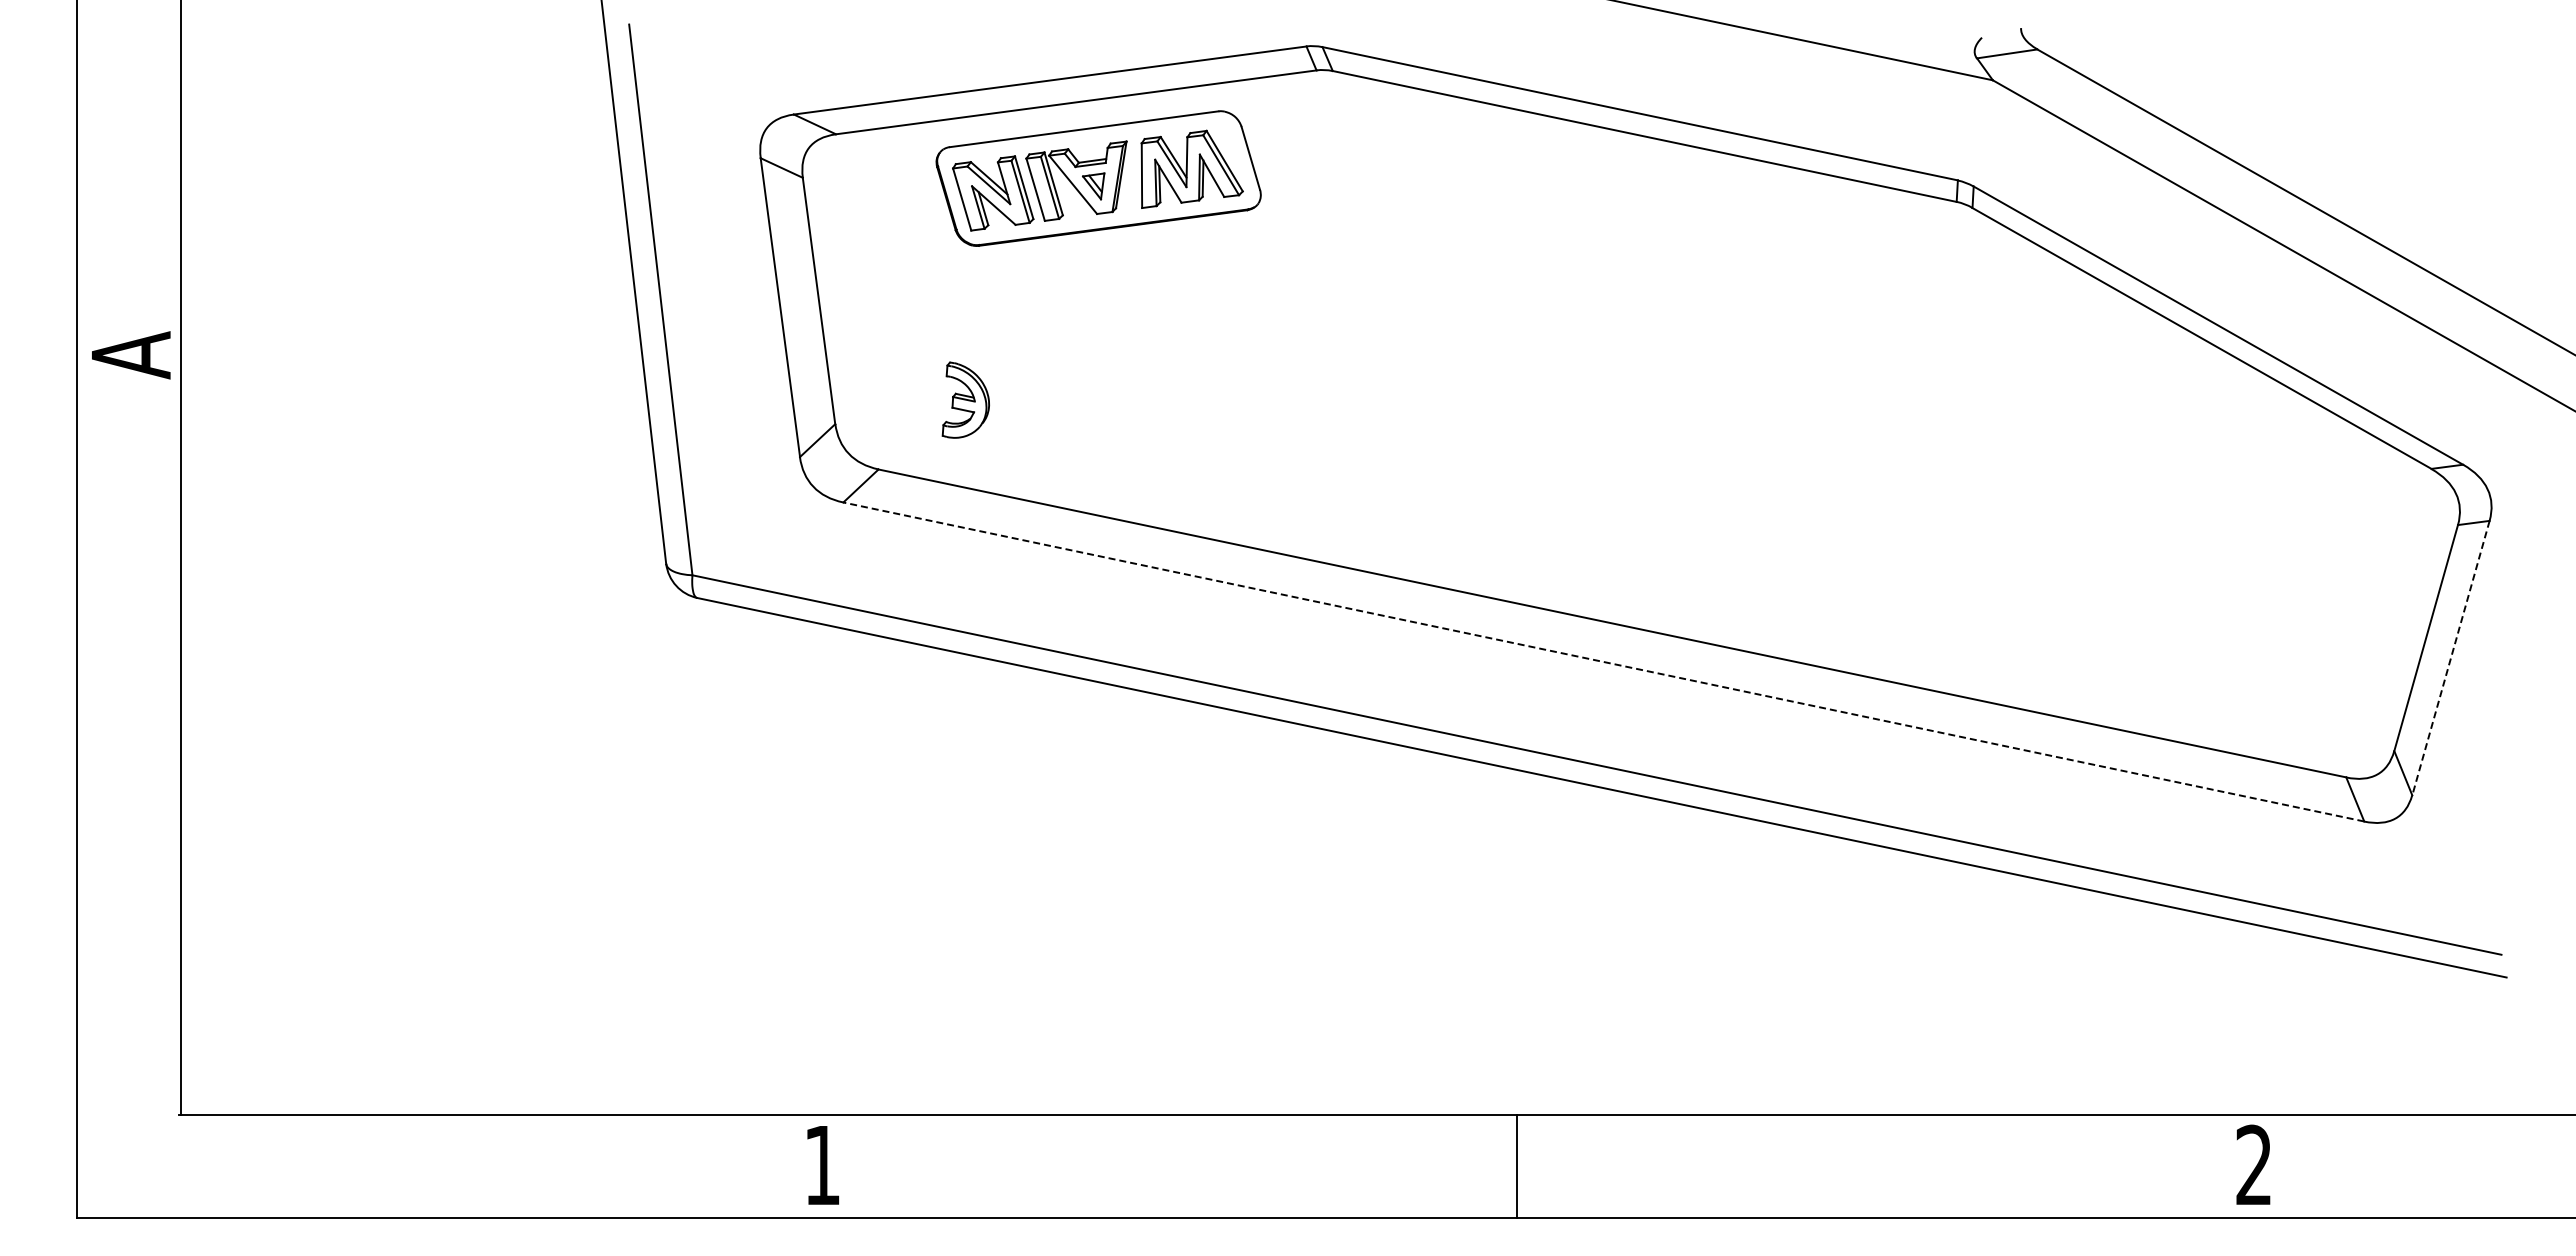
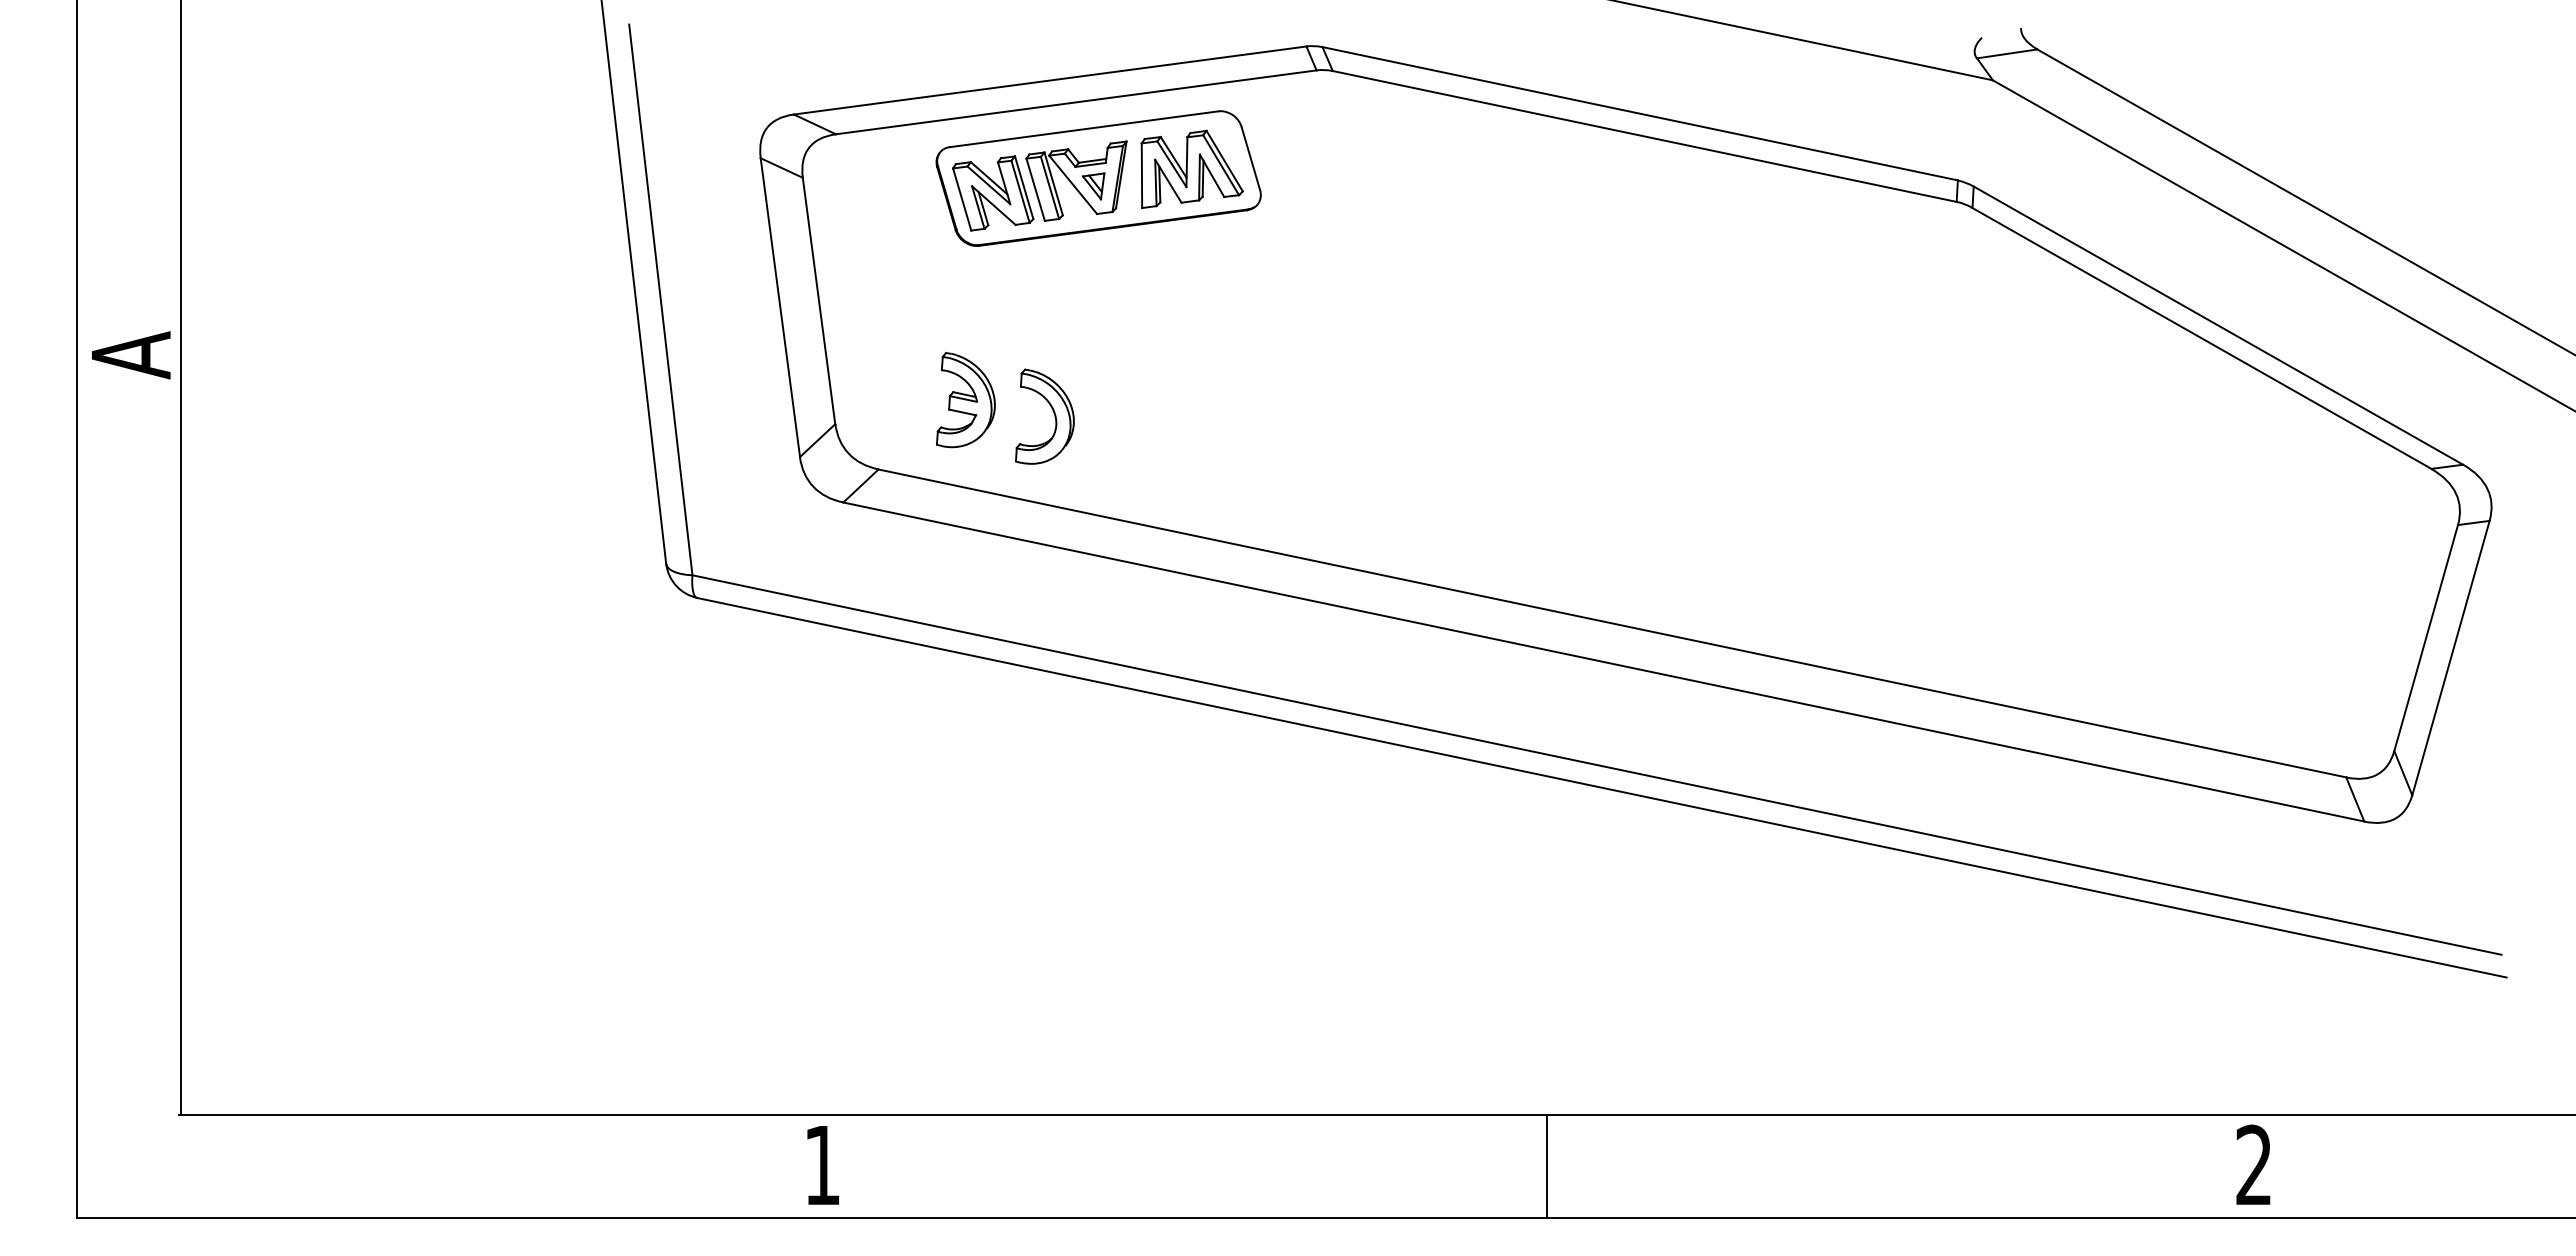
part size: 49x78 px -> 60x97 px (965, 400)
part: none -> present (1053, 413)
line: dashed -> solid (2450, 658)
line: dashed -> solid (1603, 662)
line position: (1516, 1166) -> (1546, 1166) (1546, 1166)
